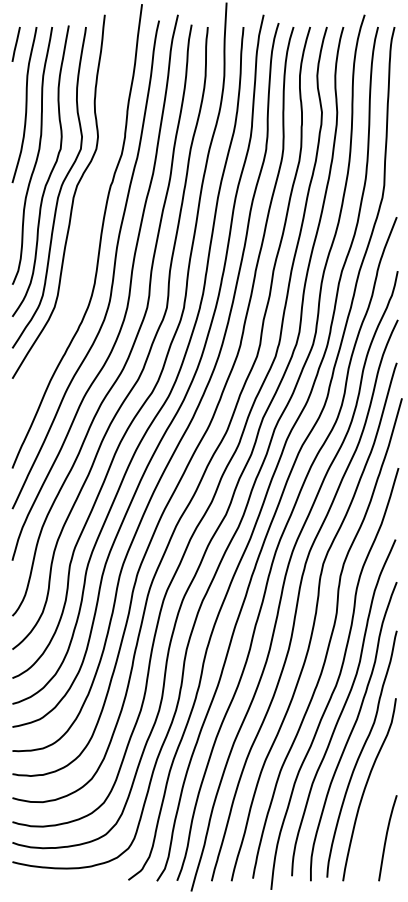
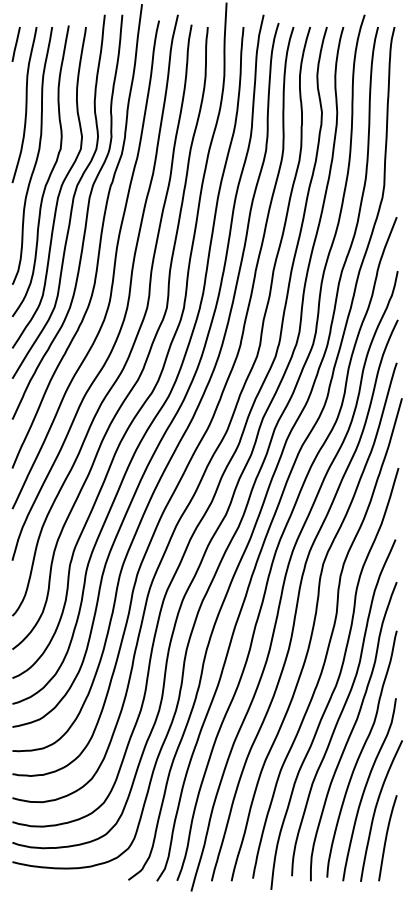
curve: none -> present (85, 218)
curve: none -> present (376, 809)
